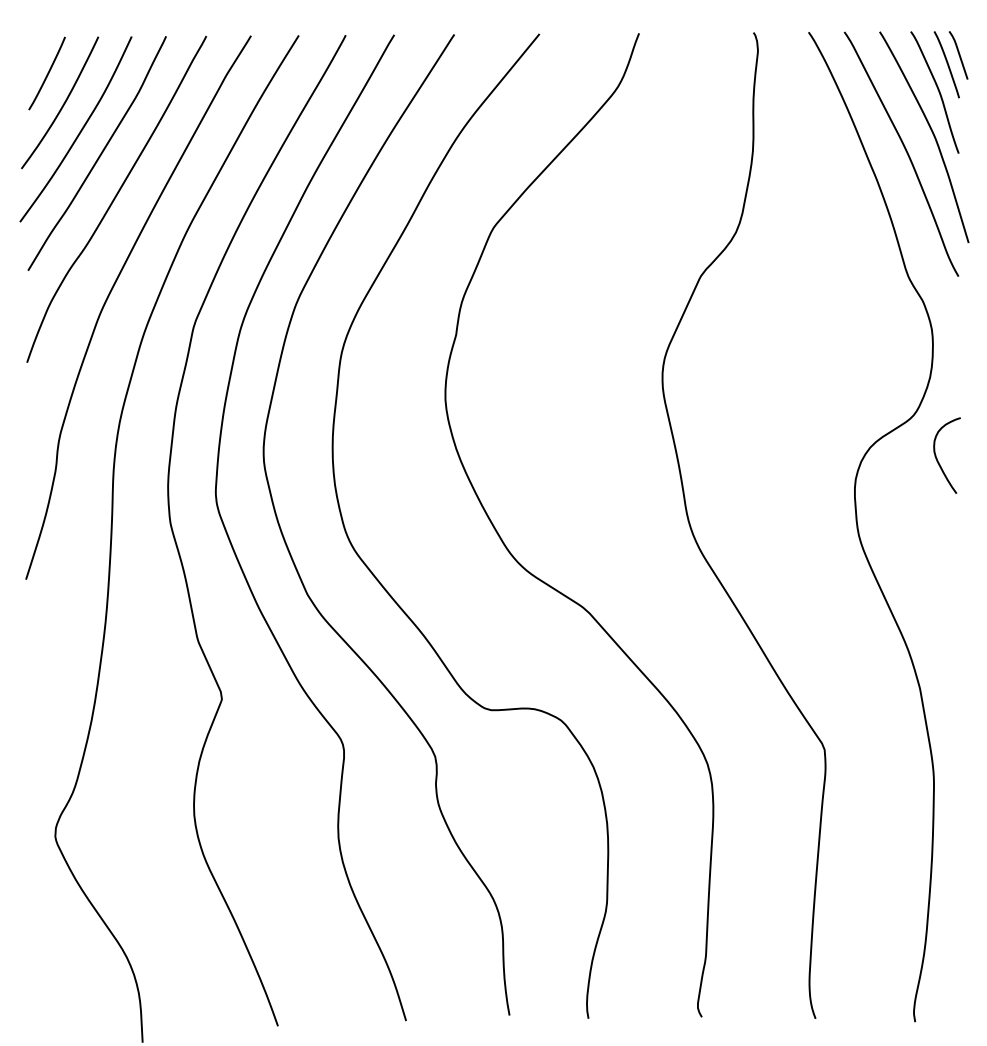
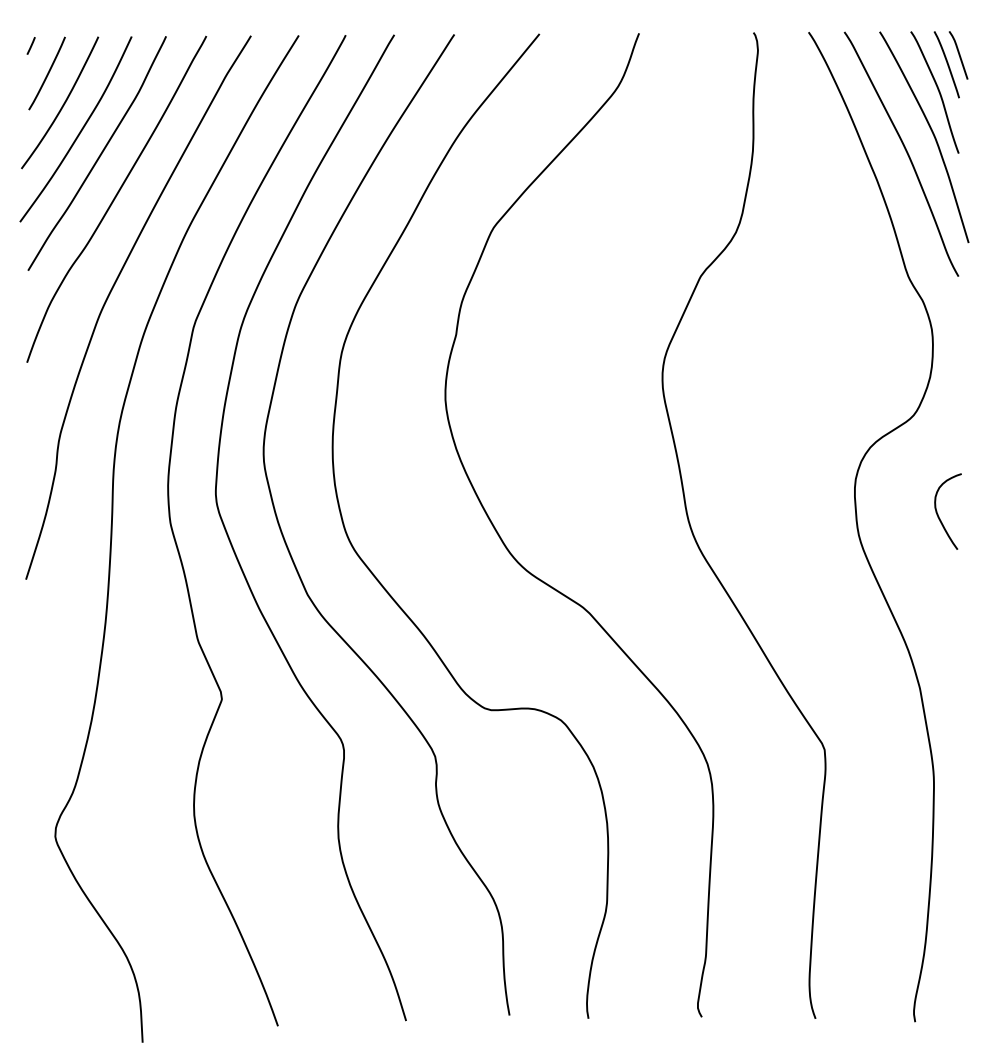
line: none -> present (30, 45)
curve position: (938, 460) -> (939, 516) (939, 516)
